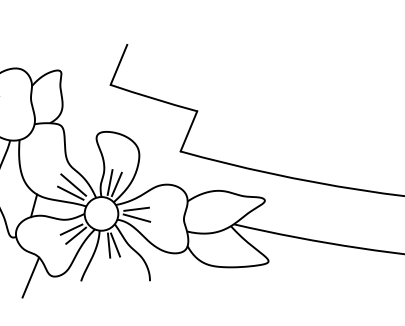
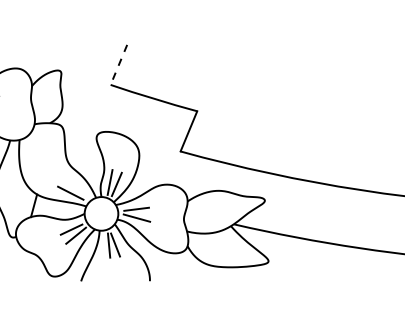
line: solid -> dashed (118, 64)
line: present -> none (73, 184)
line: present -> none (30, 277)
